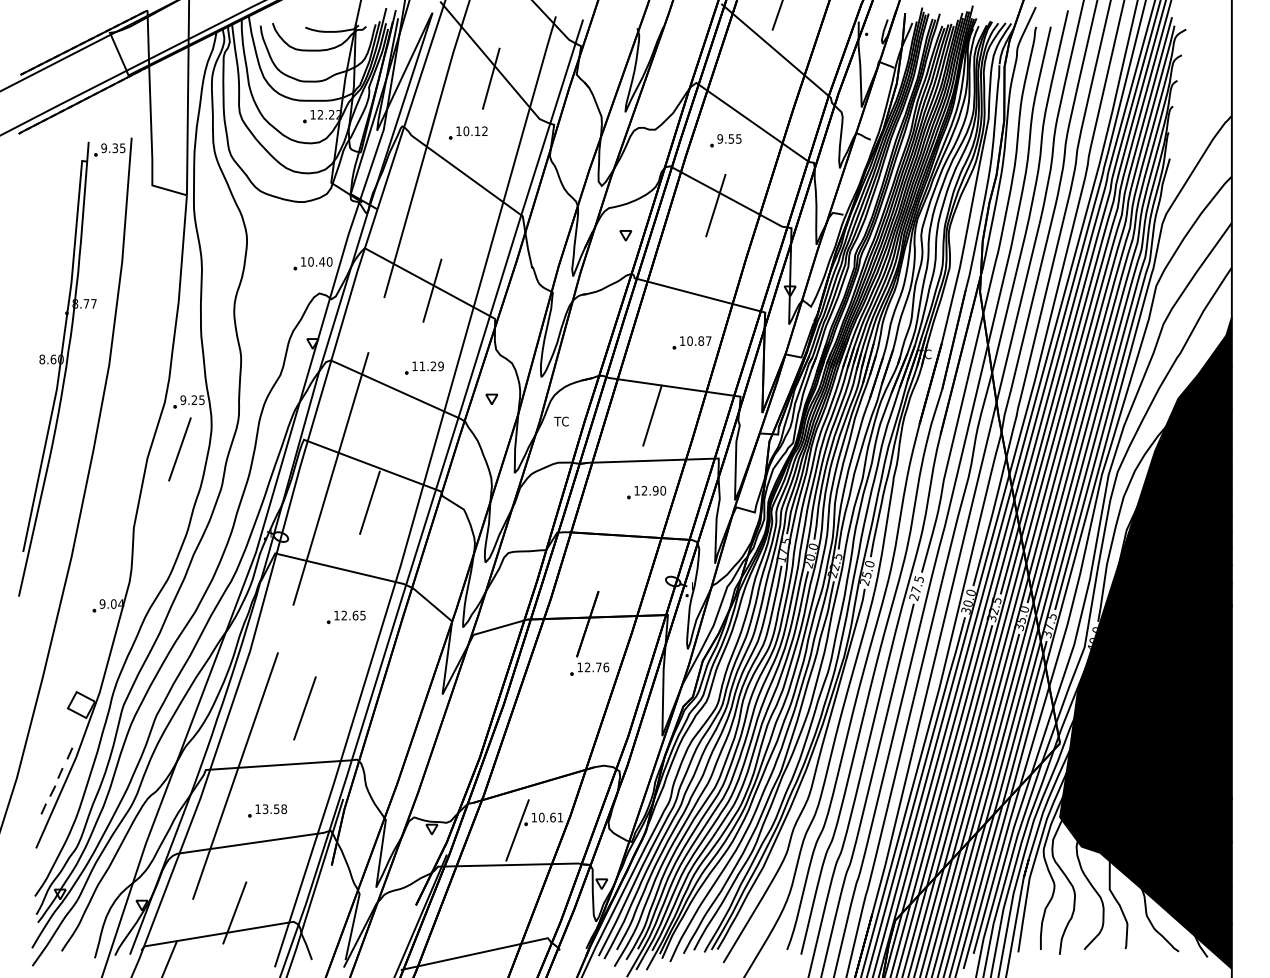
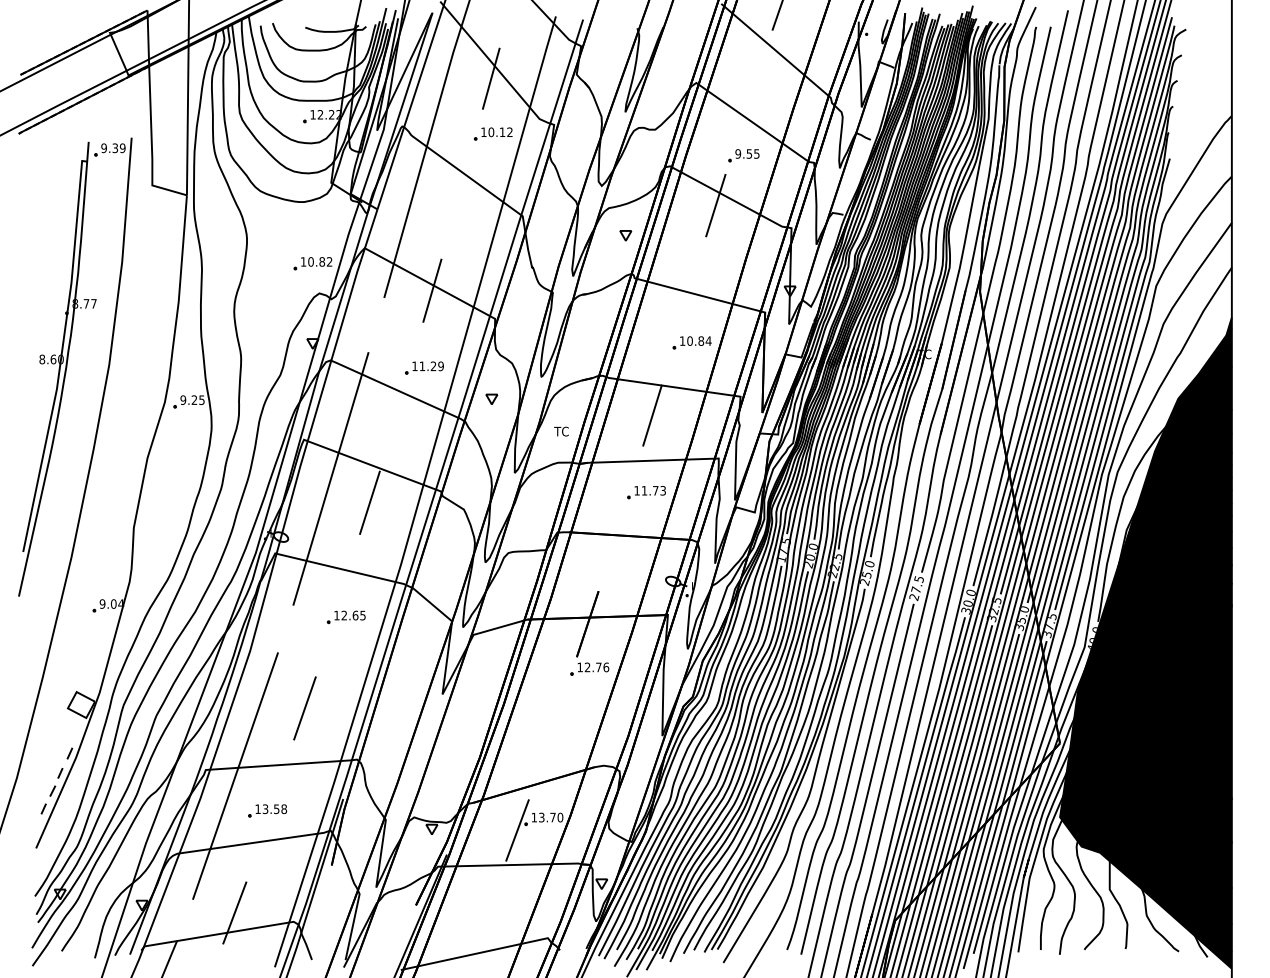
part position: (468, 132) -> (493, 133) (493, 133)
part position: (725, 140) -> (743, 155) (743, 155)
text: 9.35 -> 9.39 (122, 147)
text: 10.40 -> 10.82 (325, 261)
text: 10.87 -> 10.84 (708, 340)
text position: (561, 421) -> (561, 431) (561, 431)
line: present -> none (179, 449)
text: 12.90 -> 11.73 (653, 490)
text: 10.61 -> 13.70 (550, 817)
